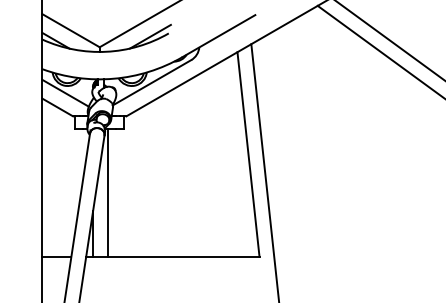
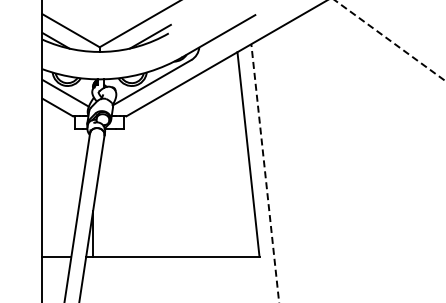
line: solid -> dashed (389, 40)
line: present -> none (379, 51)
line: solid -> dashed (265, 173)
line: present -> none (107, 192)
